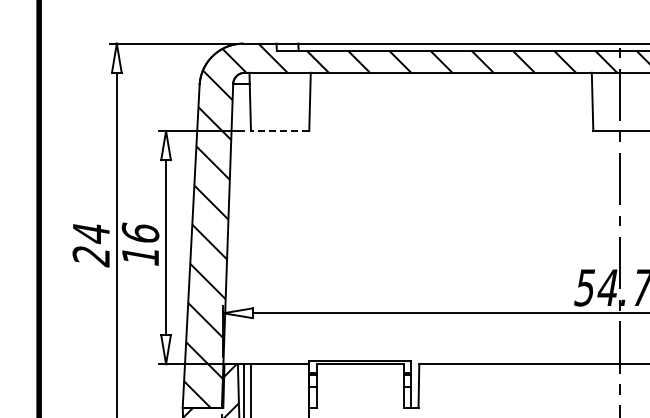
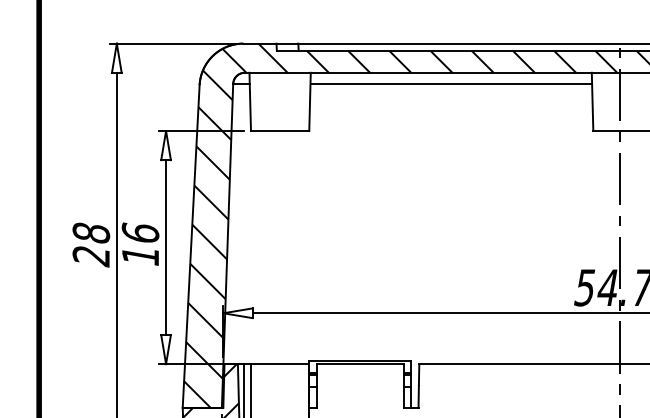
line: none -> present (451, 84)
line: dashed -> solid (279, 131)
text: 24 -> 28 (91, 233)
